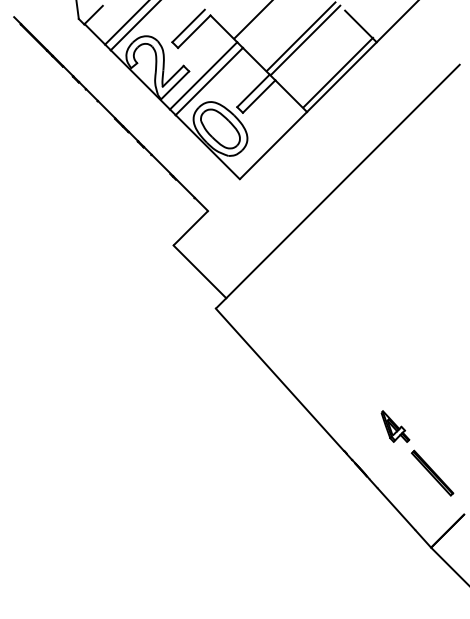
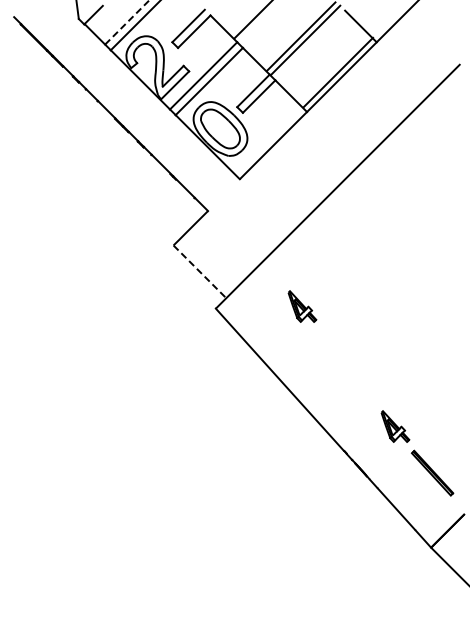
line: solid -> dashed (127, 22)
line: solid -> dashed (200, 272)
part: none -> present (302, 306)
